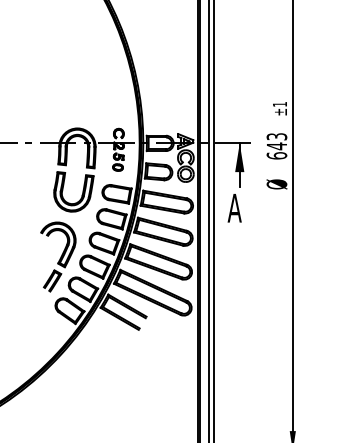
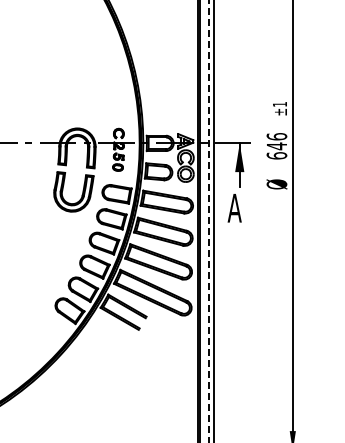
text: 643 -> 646 (276, 136)
line: solid -> dashed (209, 221)
part: present -> none (58, 256)
